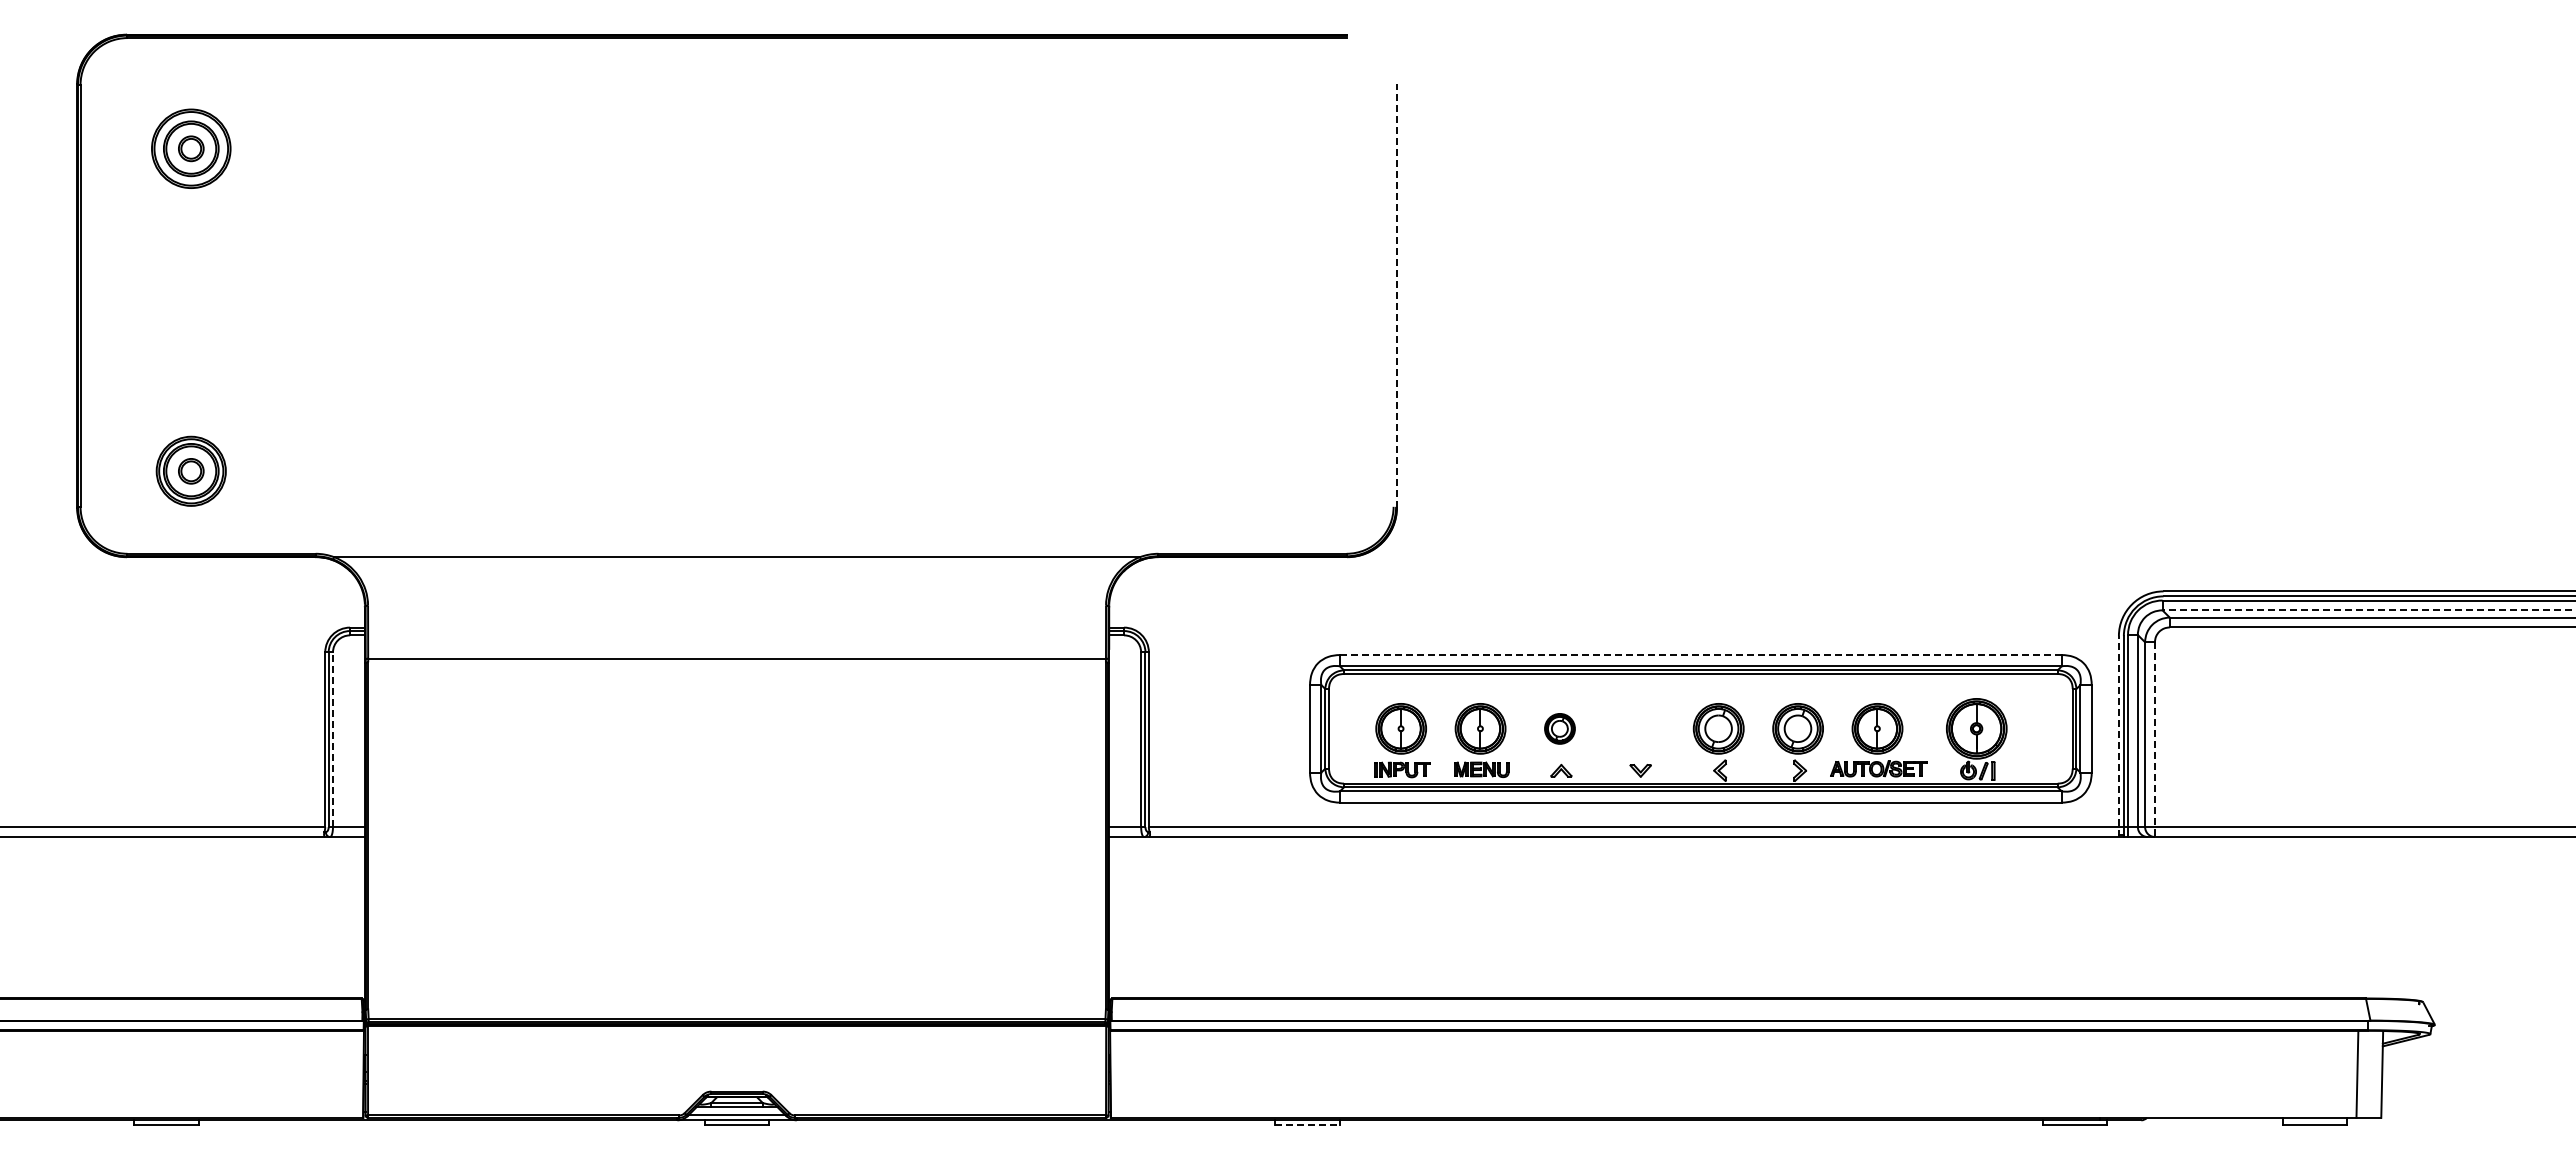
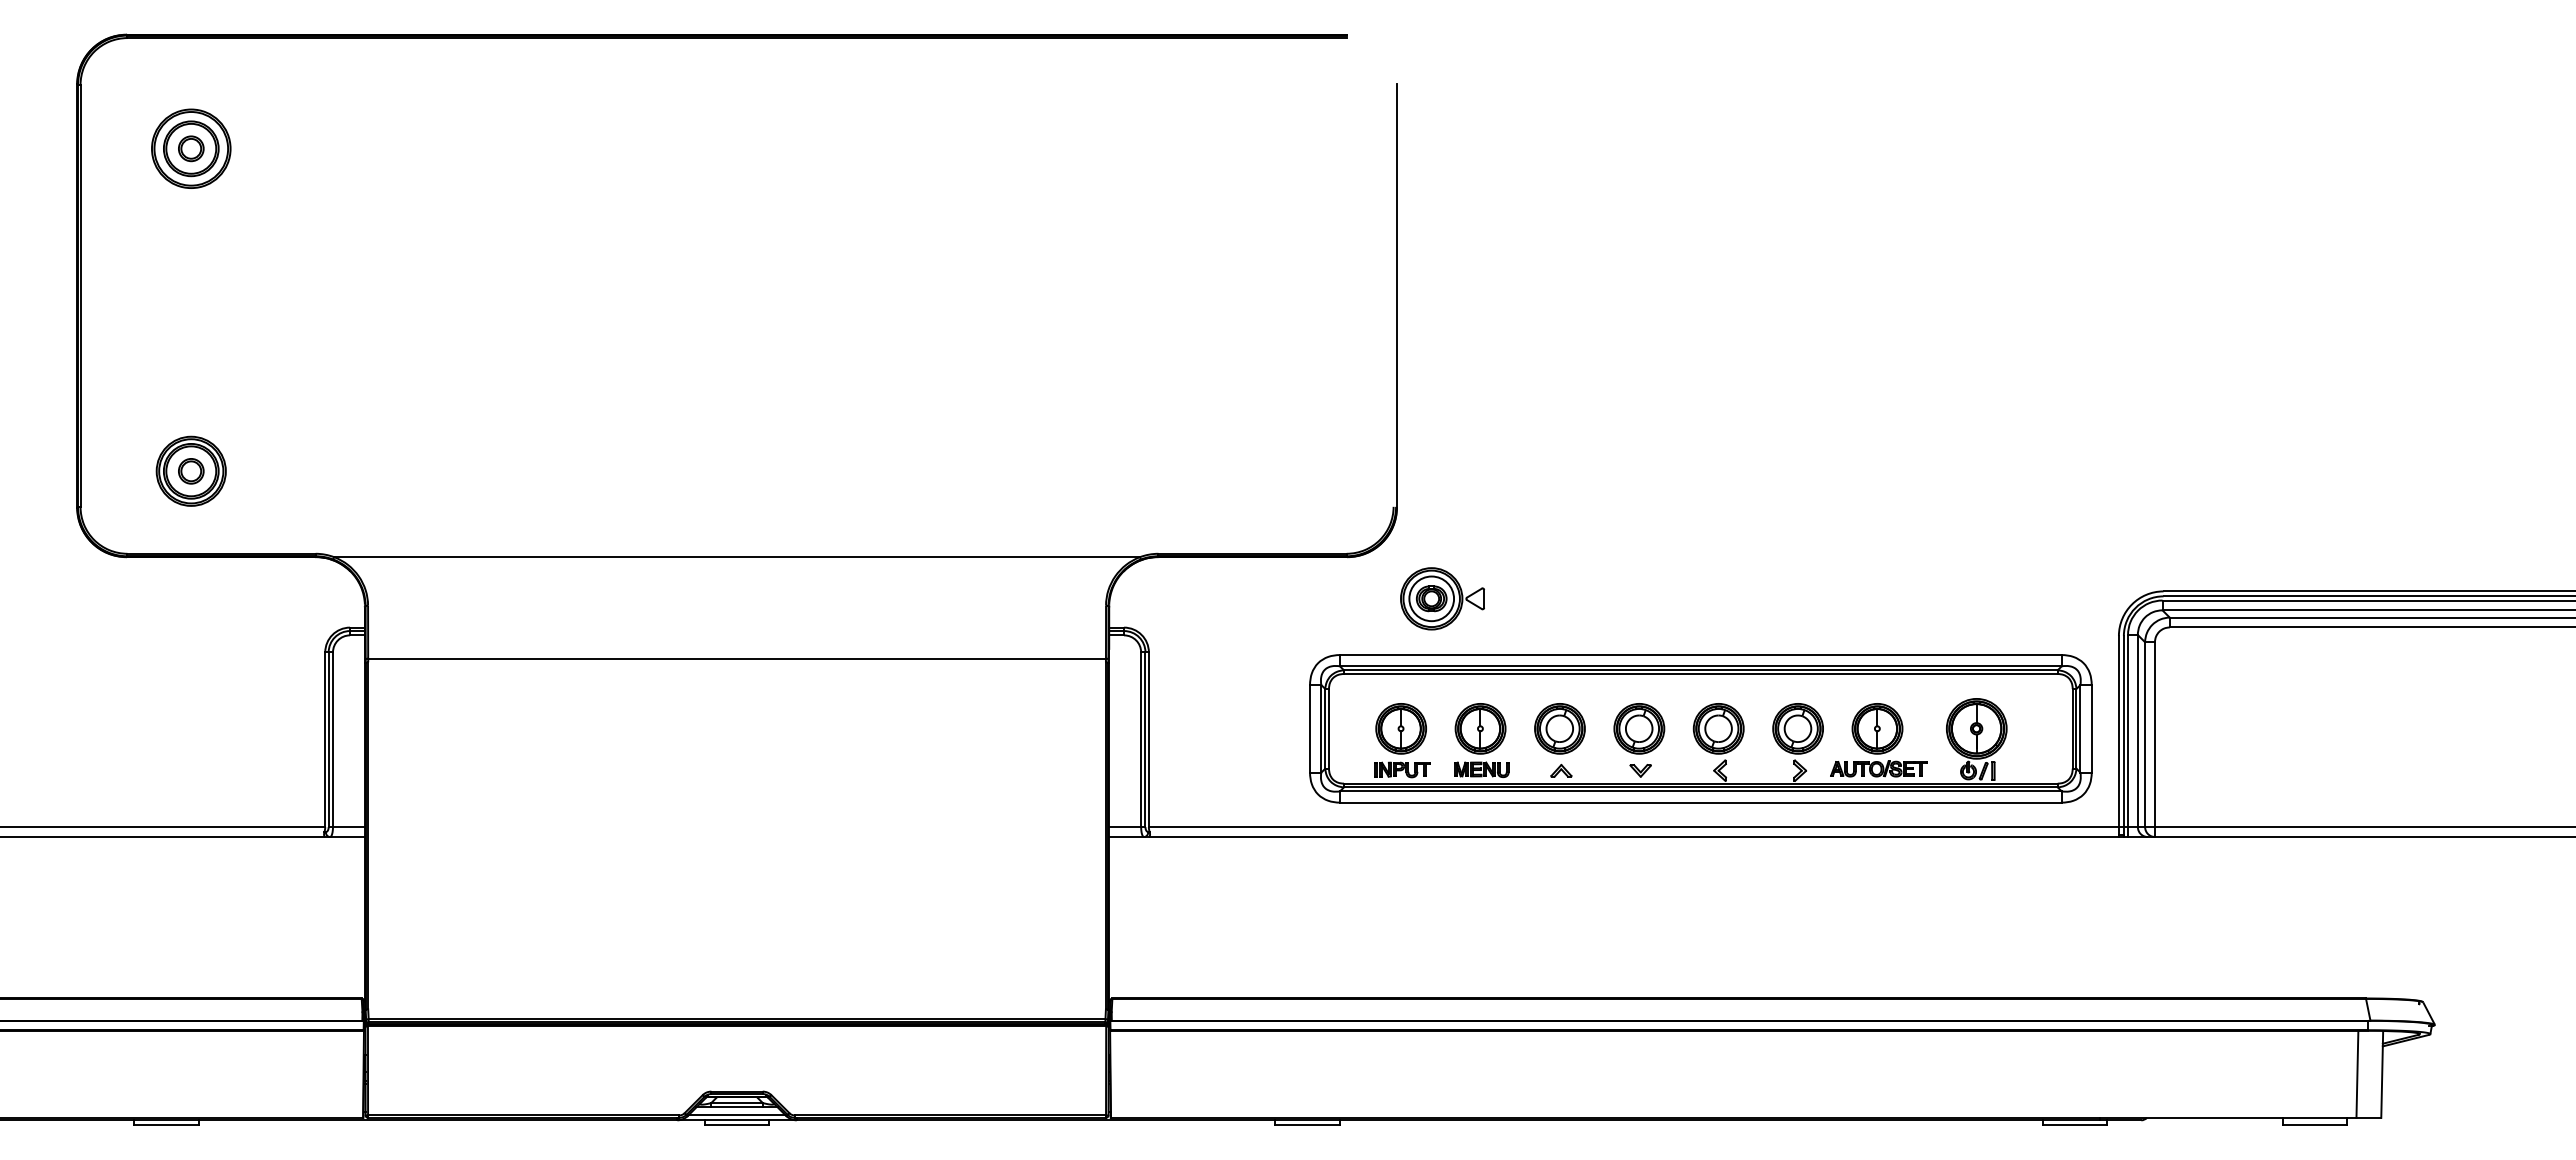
line: dashed -> solid (1396, 295)
part: none -> present (1442, 598)
line: dashed -> solid (2368, 610)
line: dashed -> solid (1700, 655)
part size: 32x32 px -> 52x52 px (1559, 728)
part: none -> present (1639, 728)
line: dashed -> solid (2118, 736)
line: dashed -> solid (333, 739)
line: dashed -> solid (2154, 740)
line: dashed -> solid (1308, 1125)
